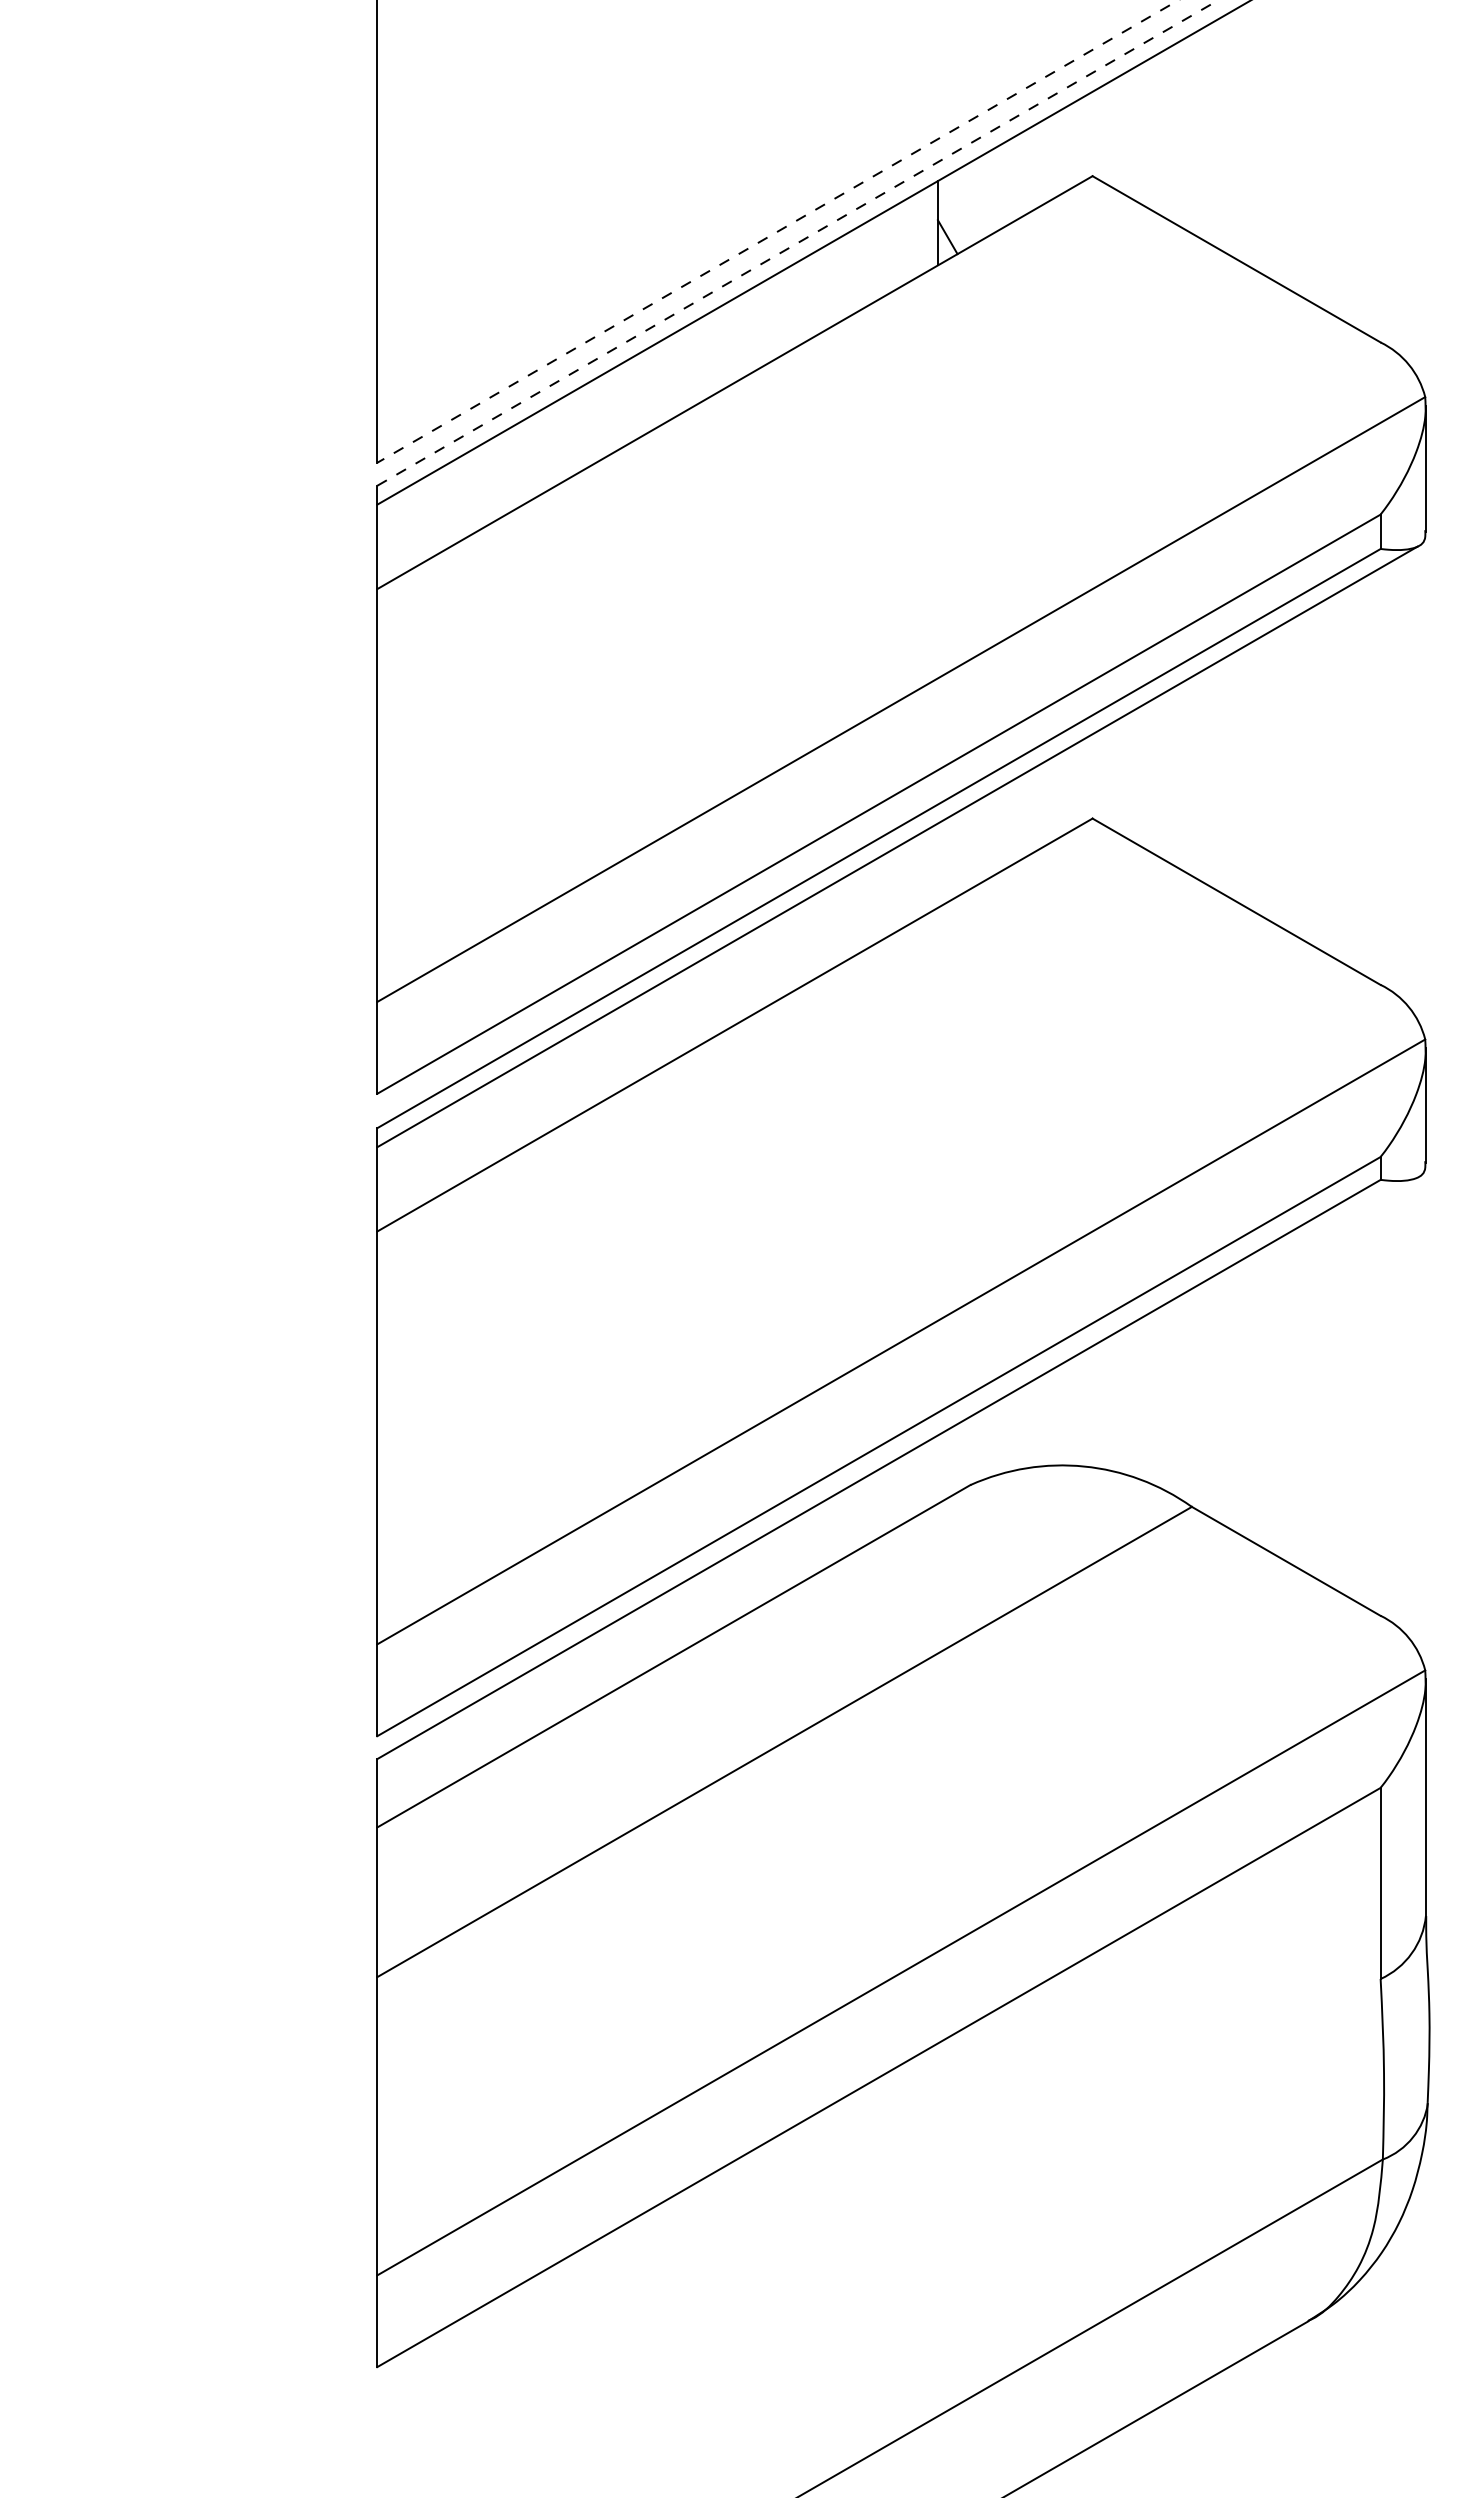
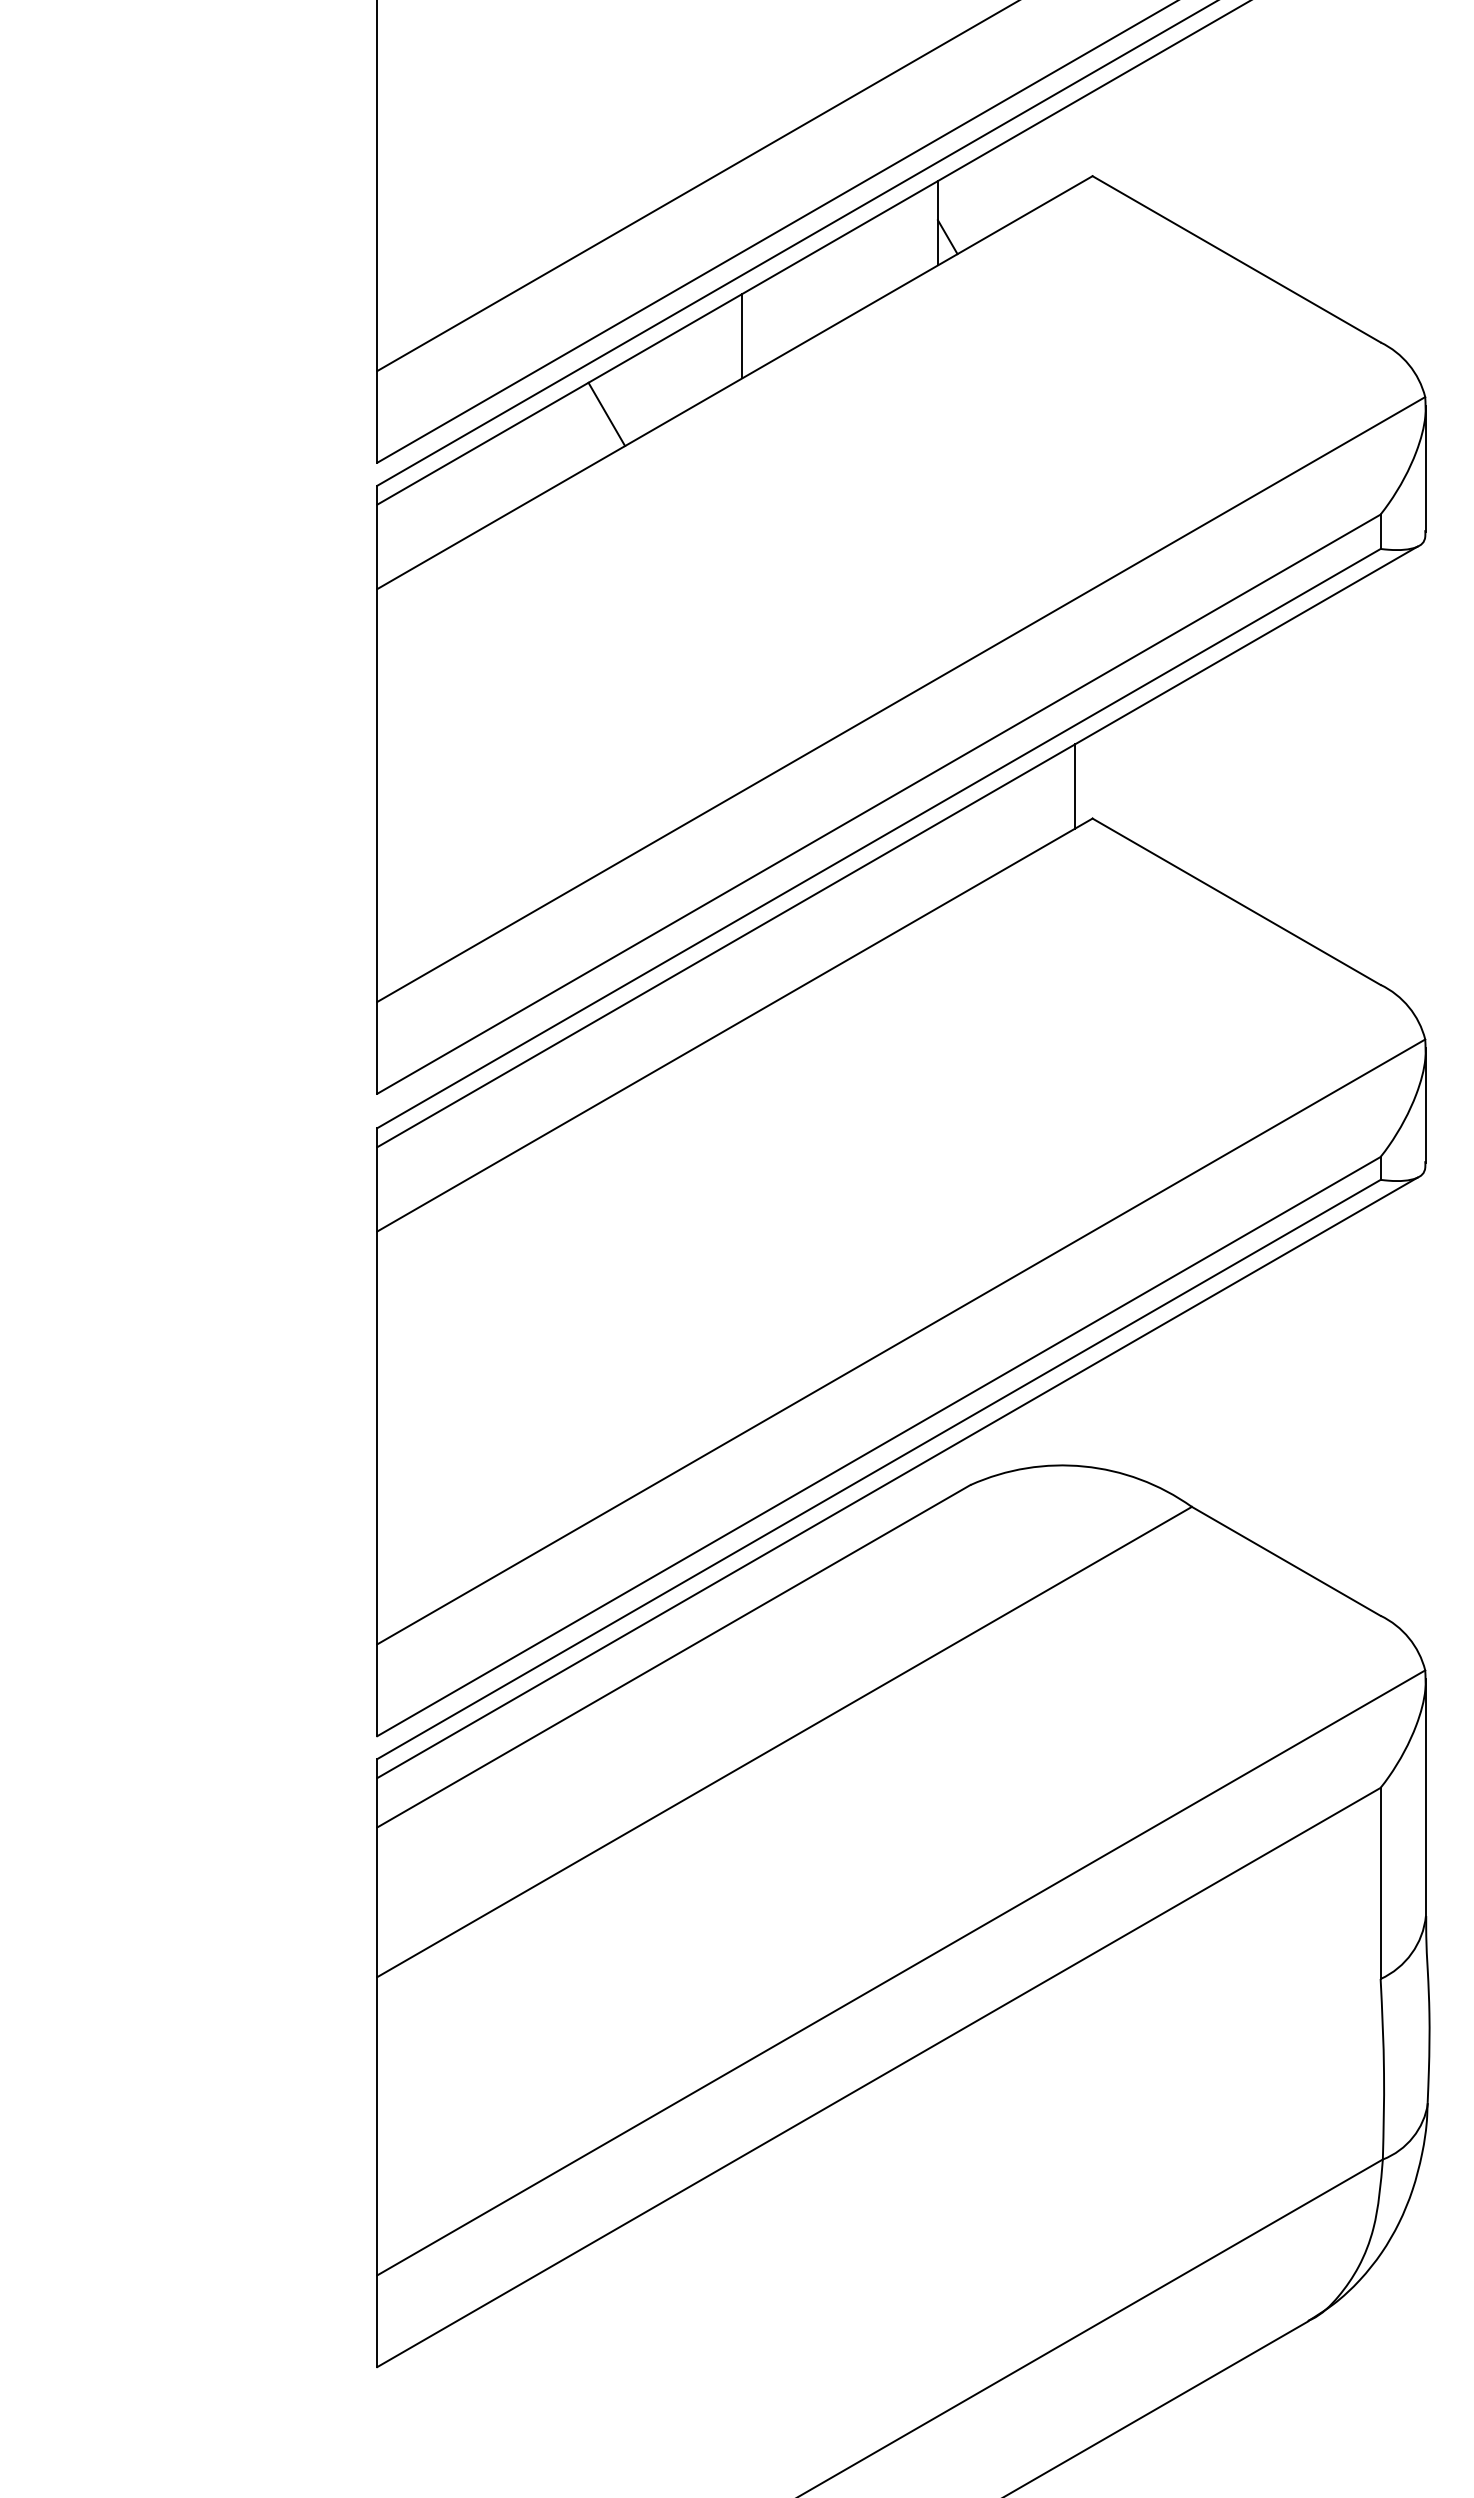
line: none -> present (696, 186)
line: dashed -> solid (778, 231)
line: dashed -> solid (798, 242)
line: none -> present (742, 336)
line: none -> present (606, 414)
line: none -> present (1074, 786)
line: none -> present (897, 1477)
